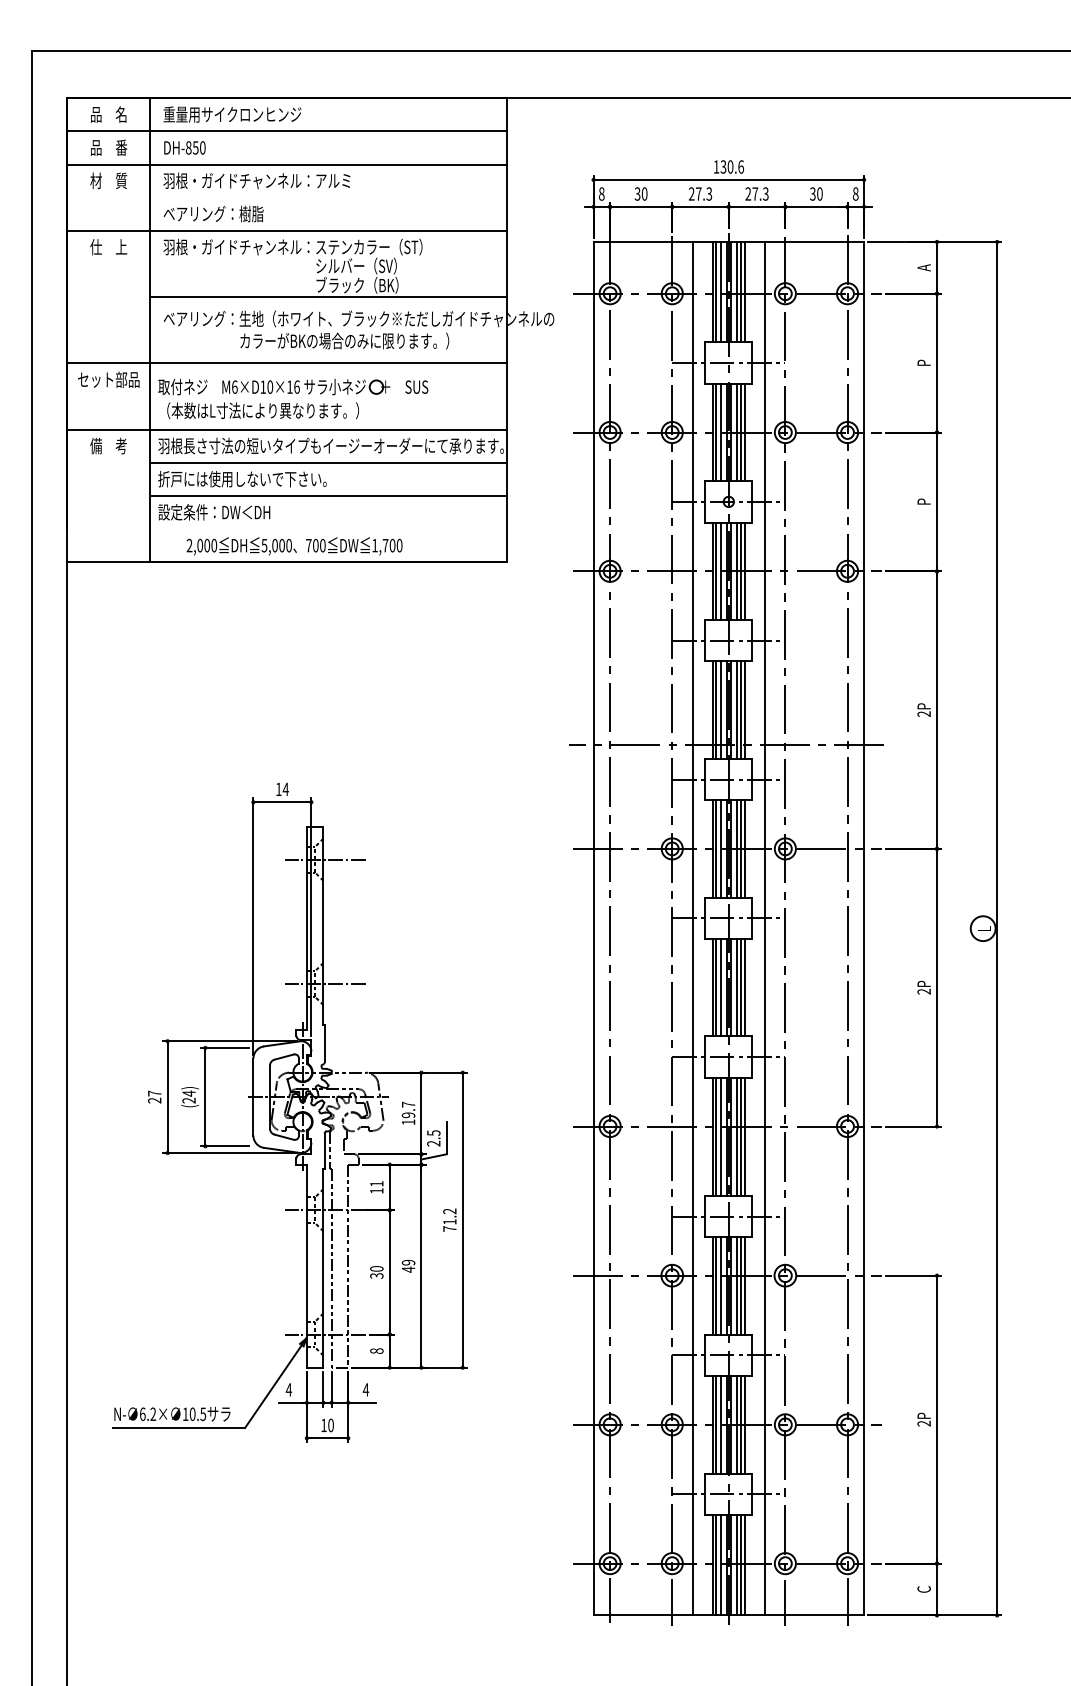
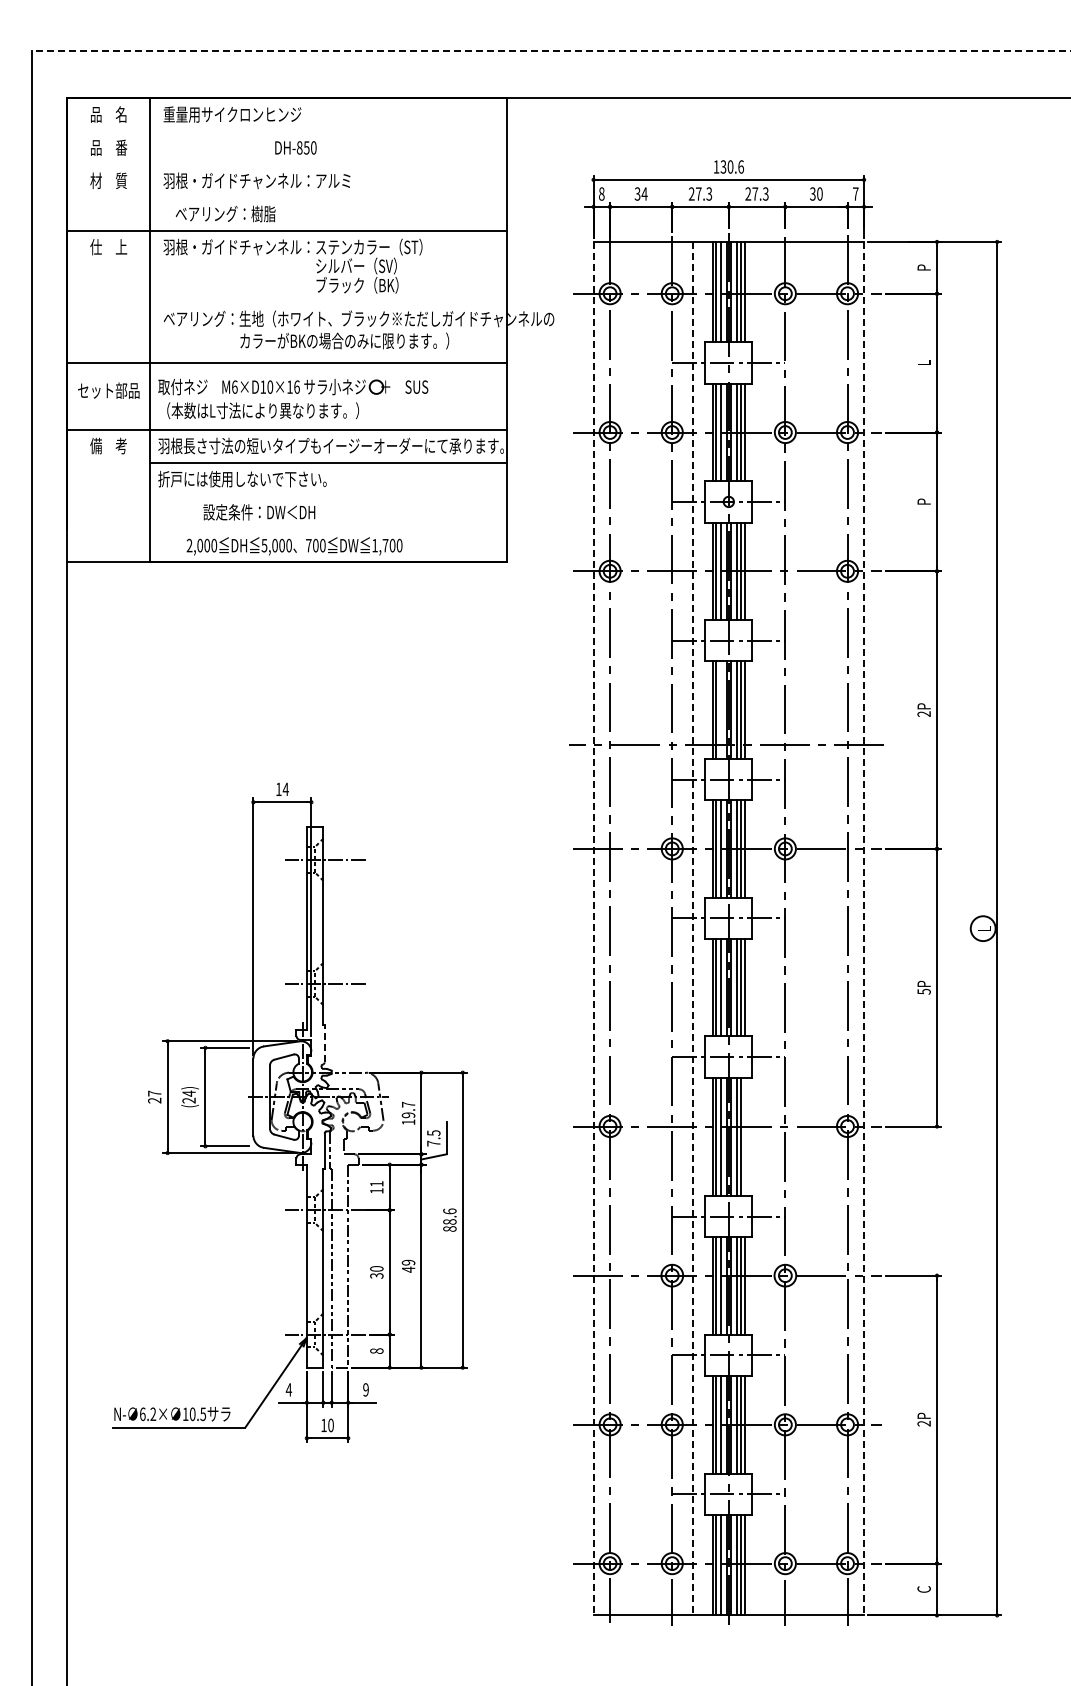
line: solid -> dashed (550, 50)
line: present -> none (286, 131)
text position: (184, 147) -> (295, 147) (295, 147)
line: present -> none (286, 164)
text: 30 -> 34 (644, 193)
text: 8 -> 7 (855, 193)
text position: (213, 213) -> (225, 213) (225, 213)
text: A -> P (923, 267)
line: present -> none (328, 297)
text: P -> L (923, 362)
text position: (108, 379) -> (108, 390) (108, 390)
line: present -> none (328, 495)
text position: (214, 512) -> (259, 512) (259, 512)
line: present -> none (720, 709)
line: solid -> dashed (593, 928)
line: solid -> dashed (692, 928)
line: present -> none (764, 928)
line: solid -> dashed (864, 928)
text: 2P -> 5P (923, 991)
line: solid -> dashed (324, 1043)
line: present -> none (744, 1136)
text: 2.5 -> 7.5 (433, 1143)
text: 71.2 -> 88.6 (449, 1219)
text: 4 -> 9 (365, 1389)
